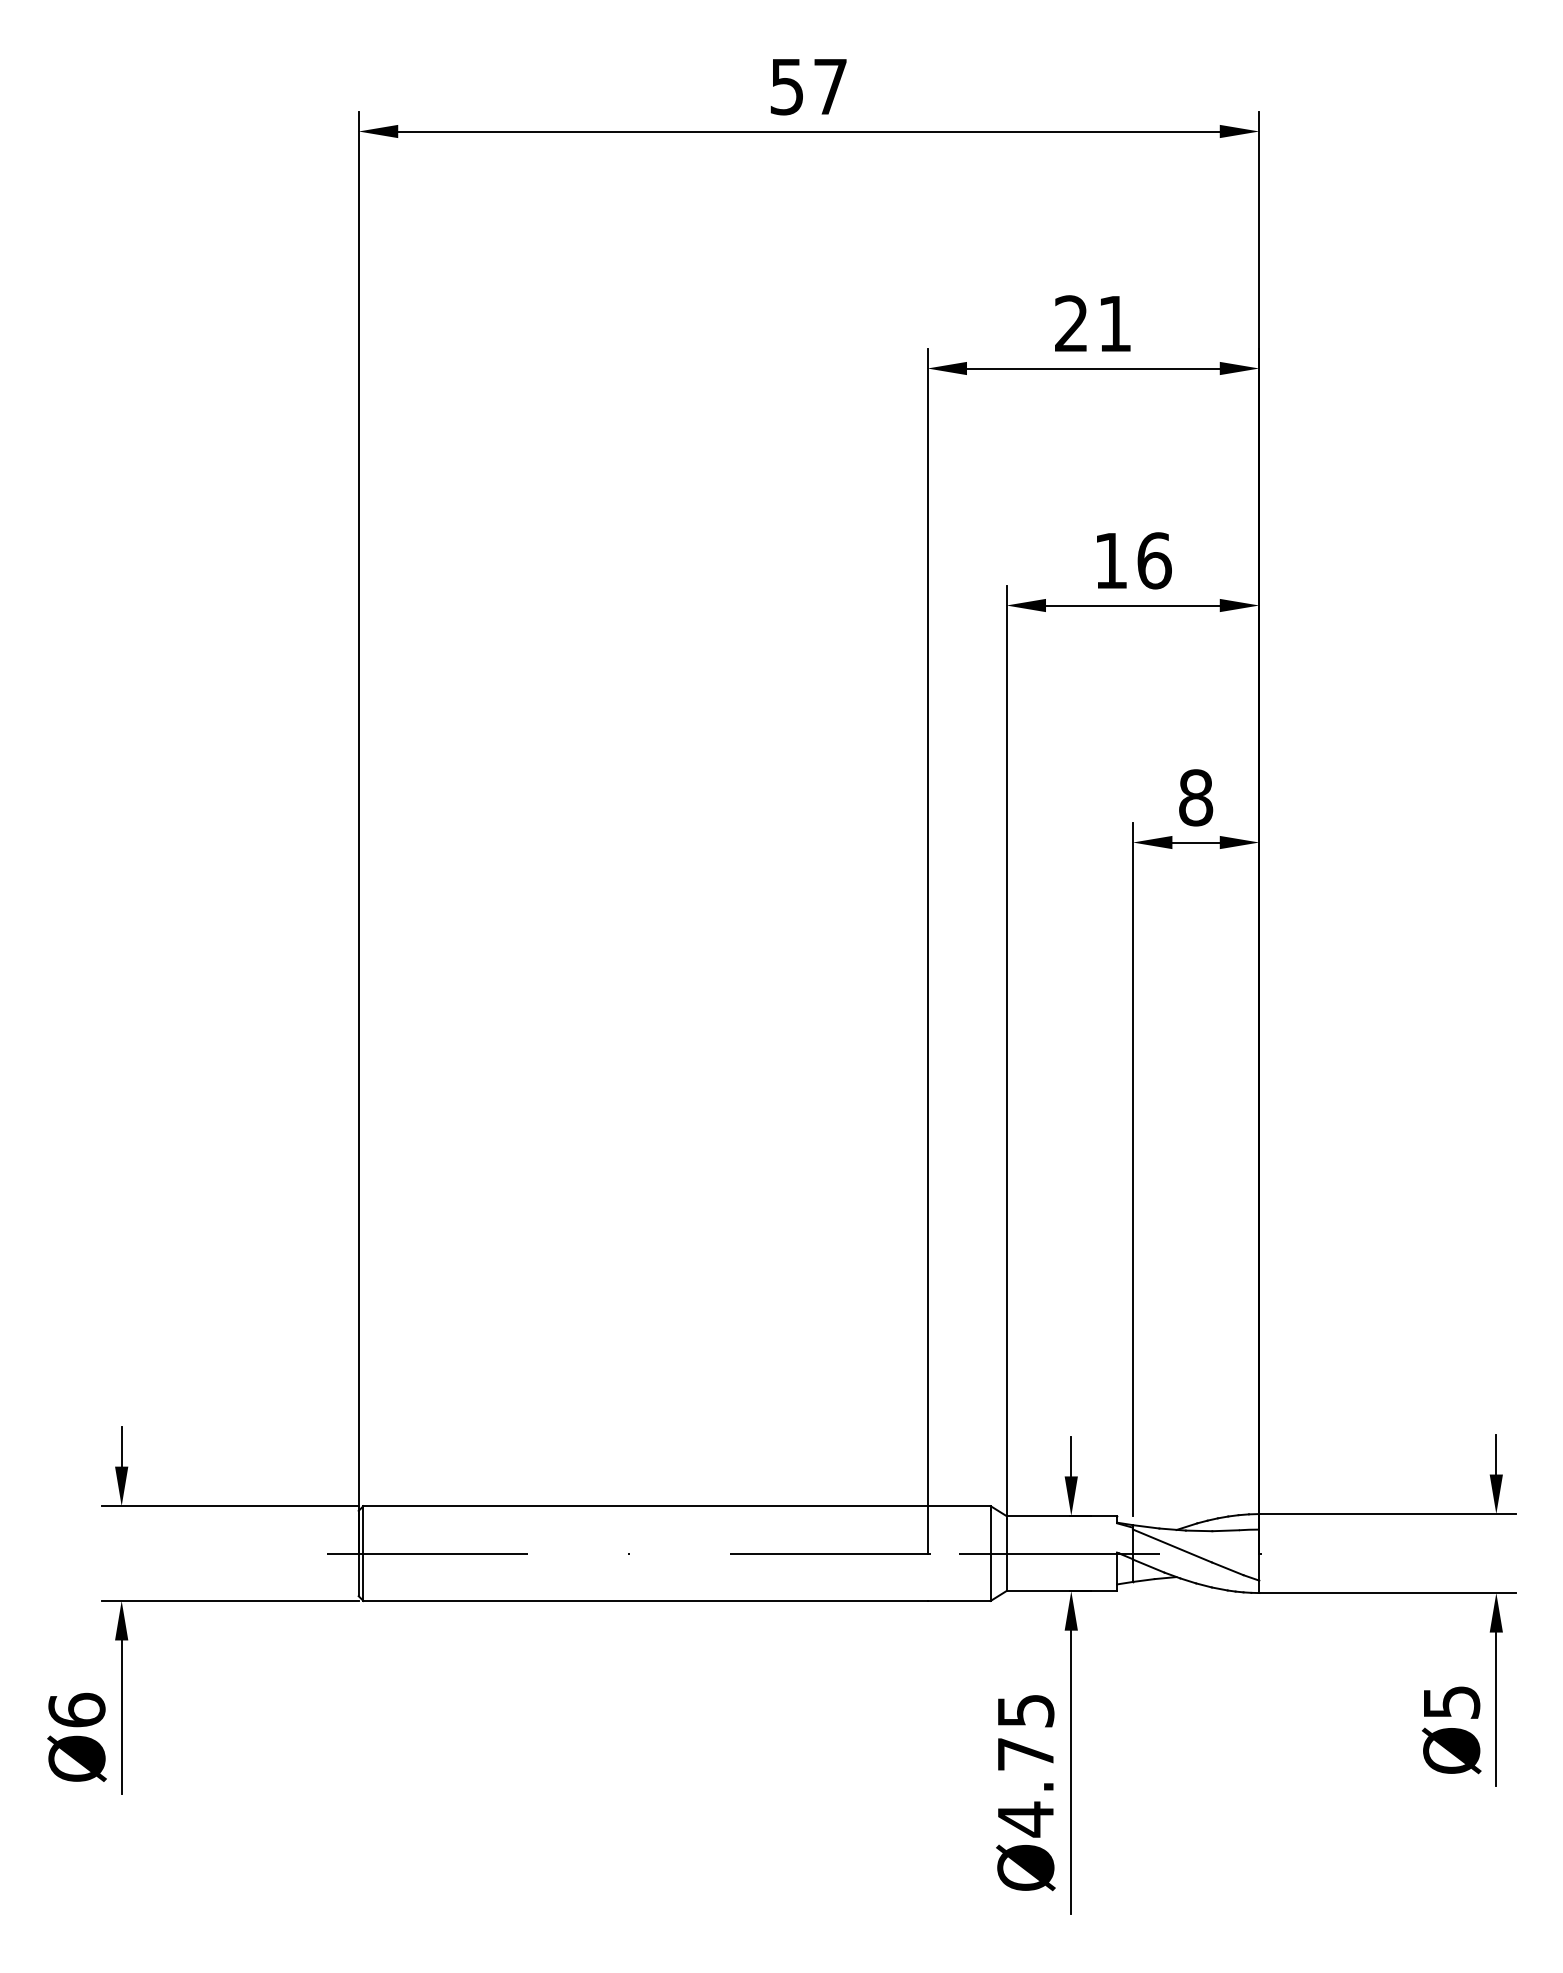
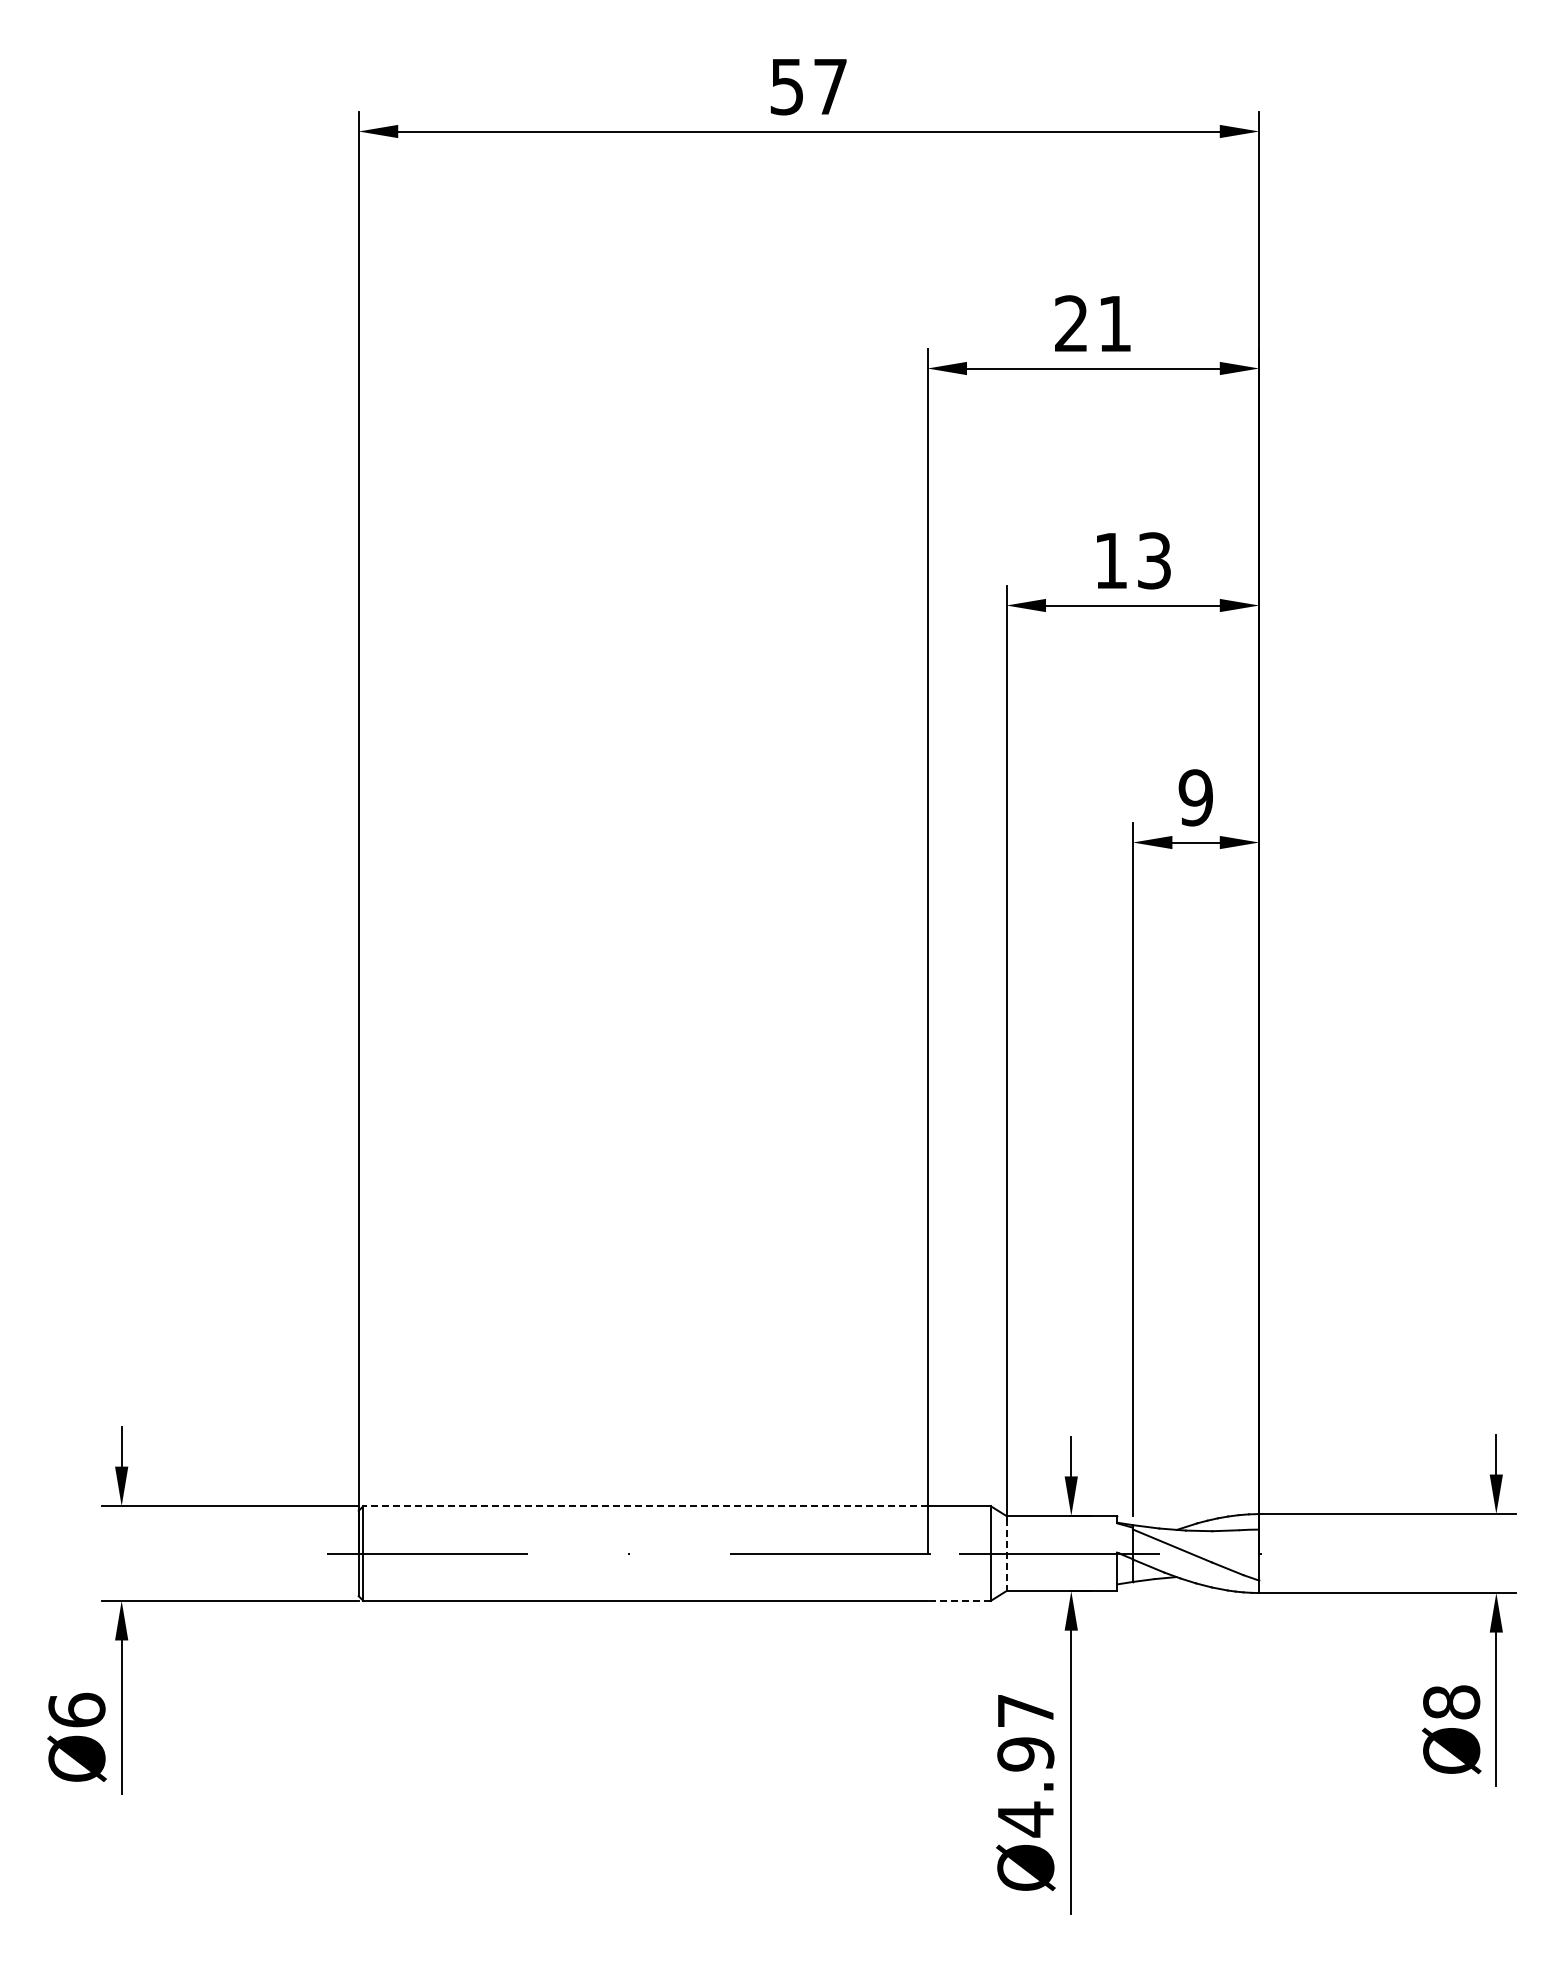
text: 16 -> 13 (1154, 560)
text: 8 -> 9 (1195, 797)
line: solid -> dashed (644, 1506)
line: solid -> dashed (1006, 1555)
line: solid -> dashed (959, 1600)
text: Ø5 -> Ø8 (1451, 1702)
text: Ø4.75 -> Ø4.97 (1025, 1733)
